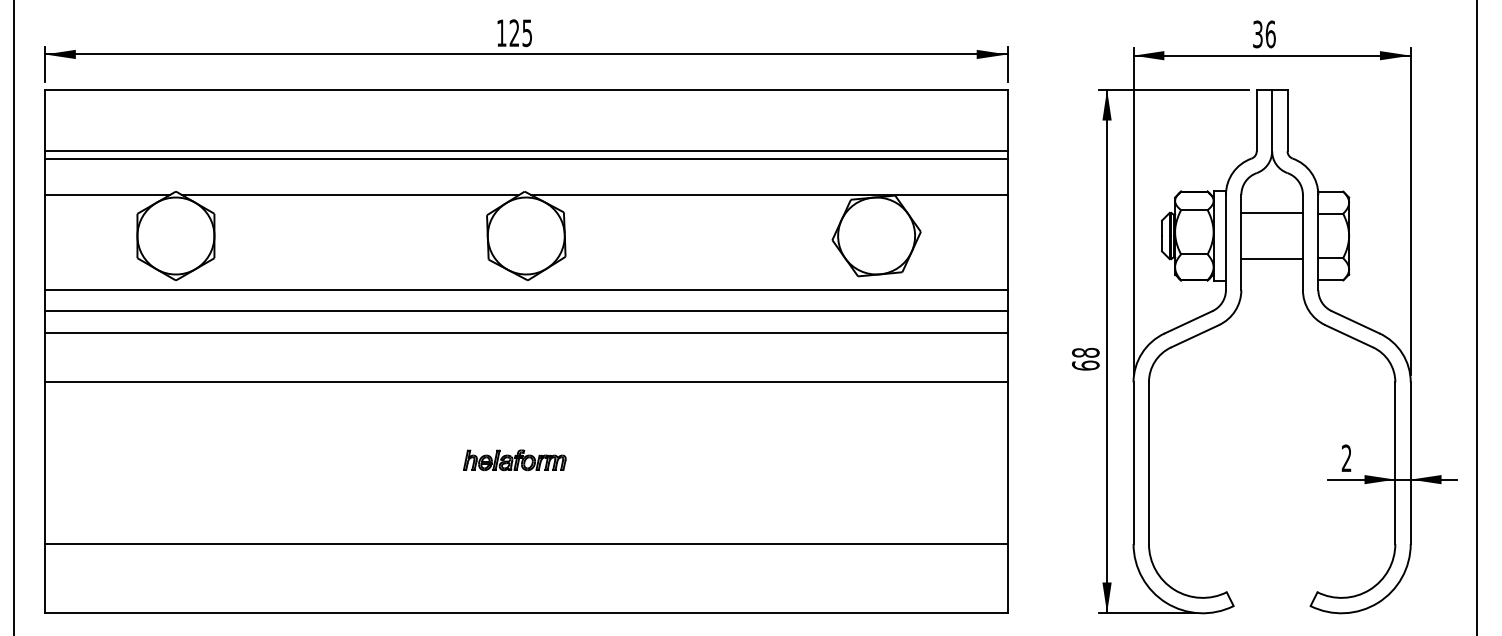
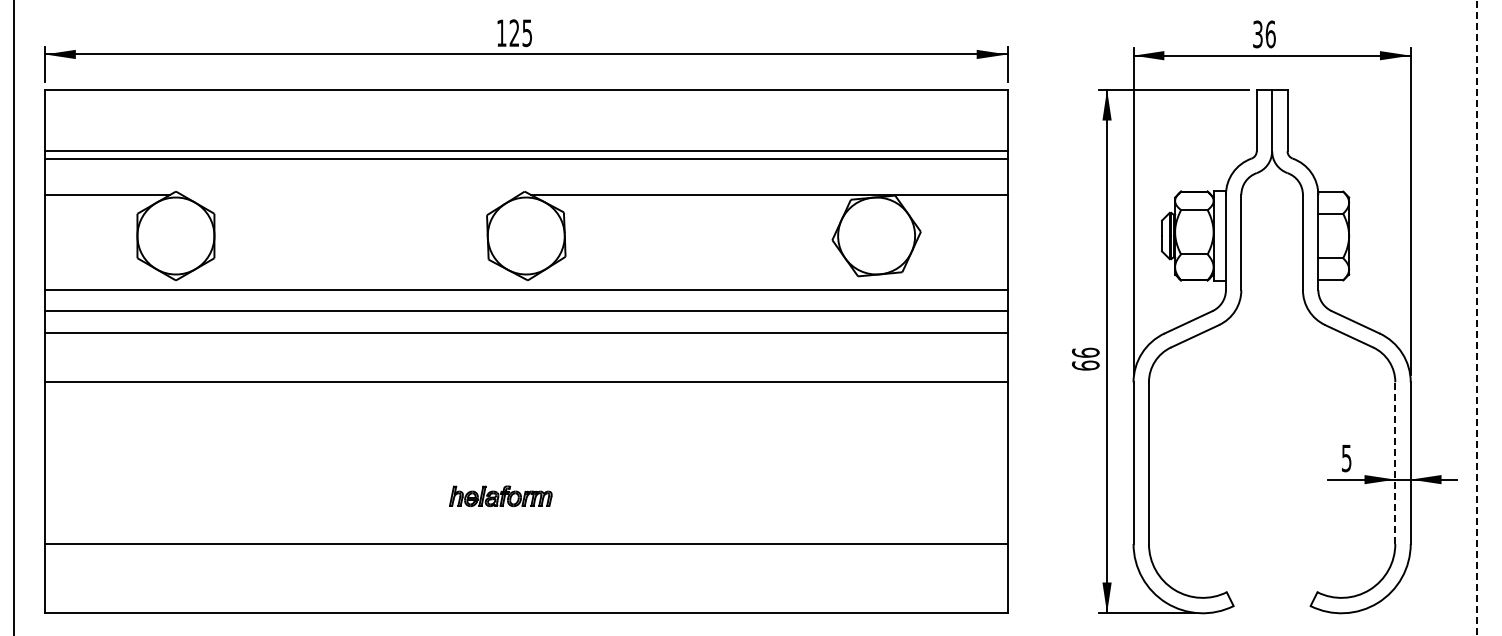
line: present -> none (350, 194)
line: present -> none (1271, 212)
line: present -> none (1271, 259)
line: solid -> dashed (1477, 318)
text: 68 -> 66 (1085, 352)
text: 2 -> 5 (1346, 458)
part position: (514, 460) -> (500, 496) (500, 496)
line: solid -> dashed (1395, 463)
